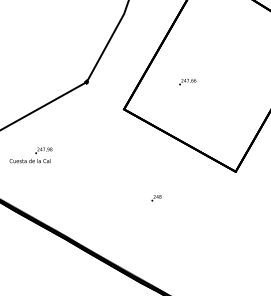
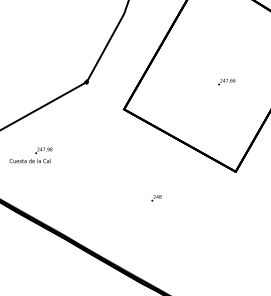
text position: (187, 82) -> (226, 82) (226, 82)
